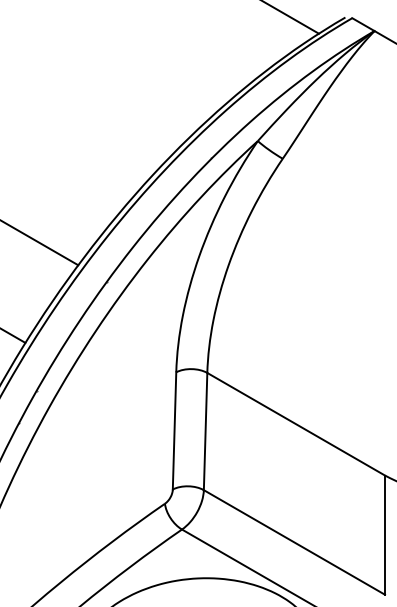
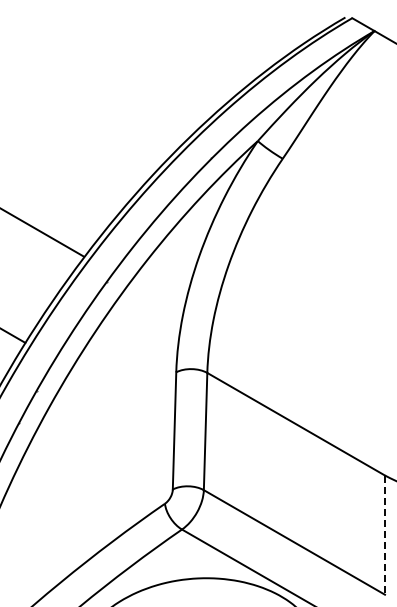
line: present -> none (291, 17)
line position: (40, 243) -> (42, 232) (42, 232)
line: solid -> dashed (385, 535)
